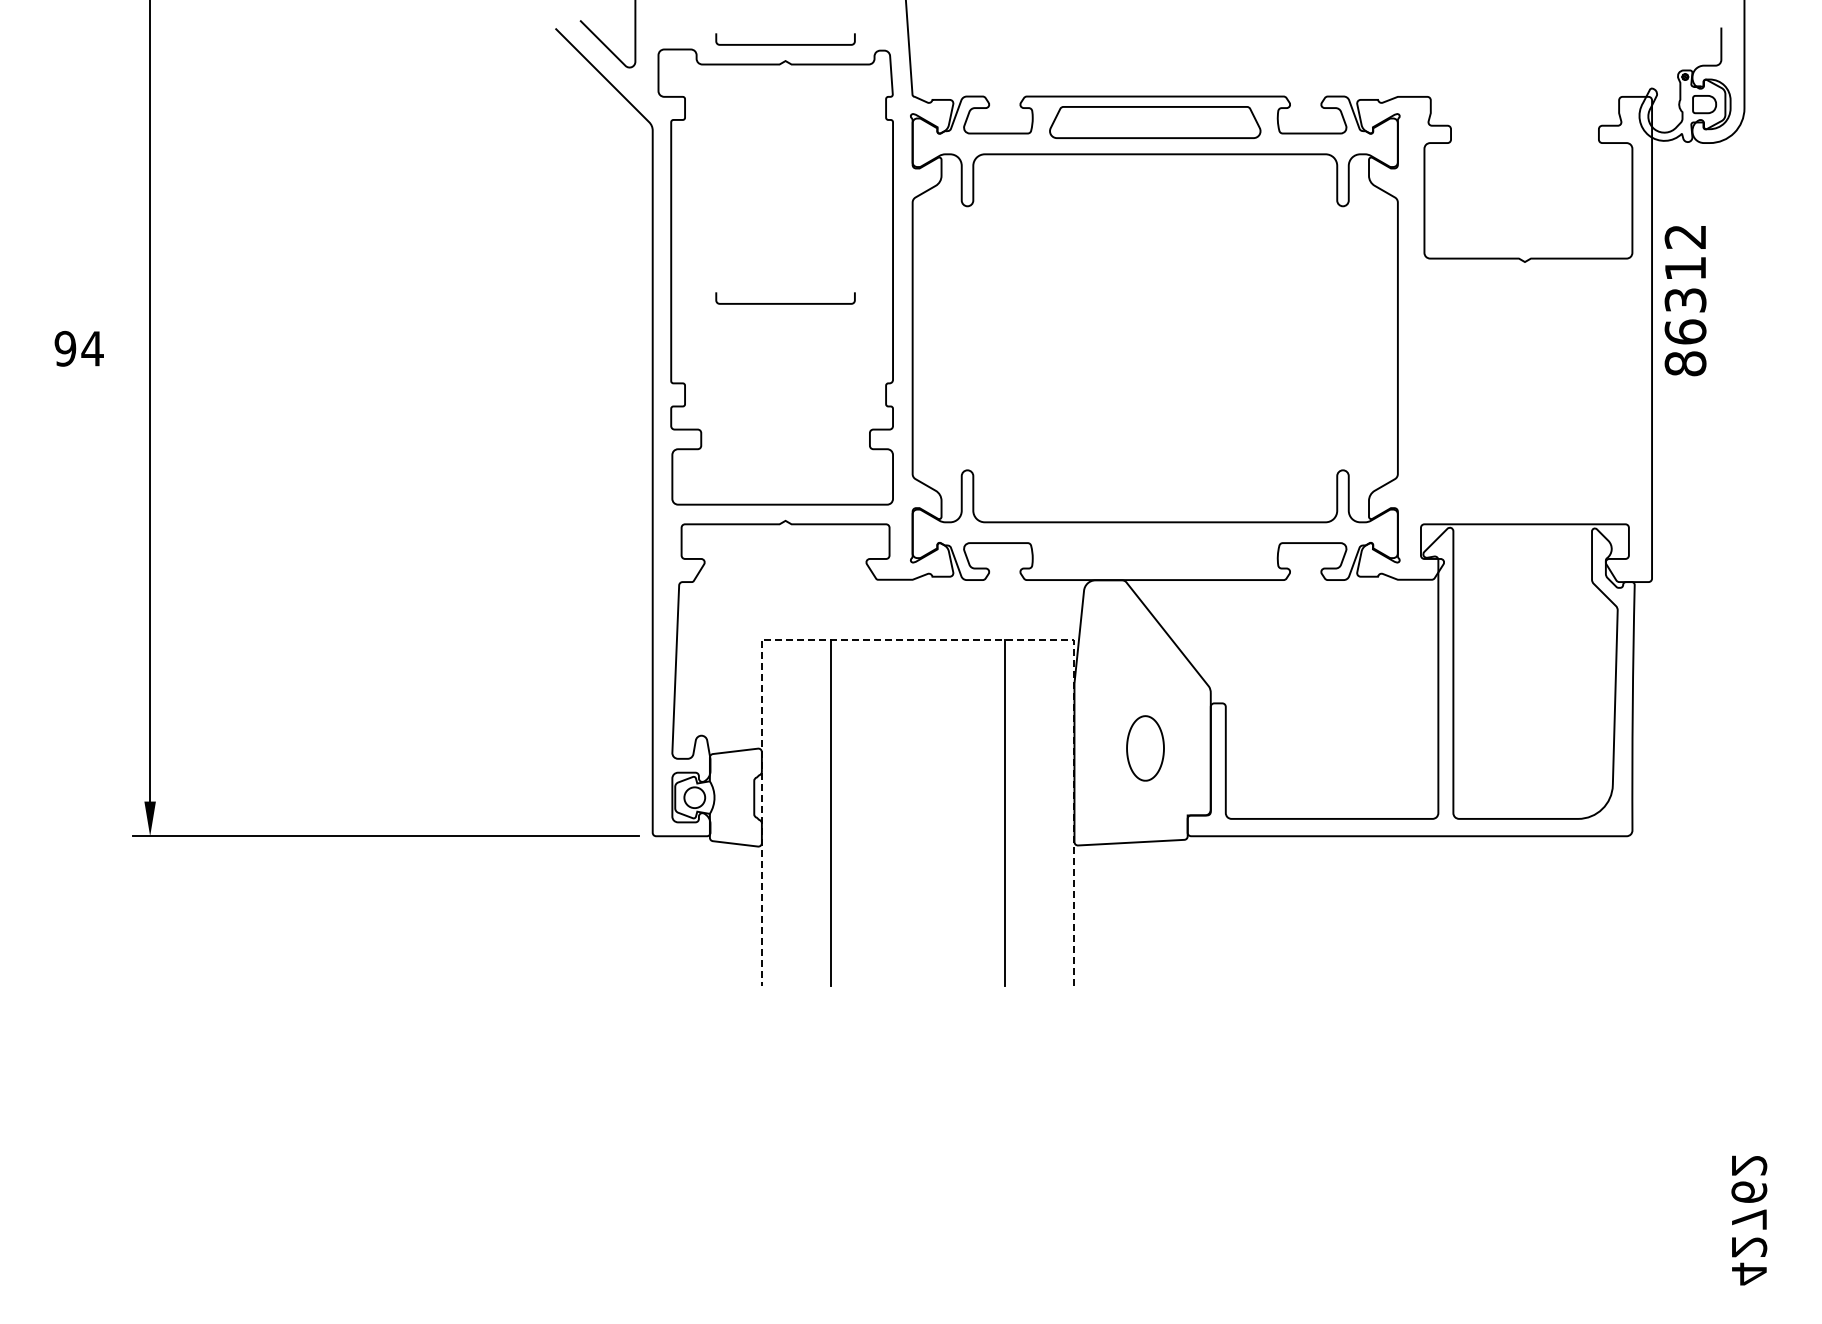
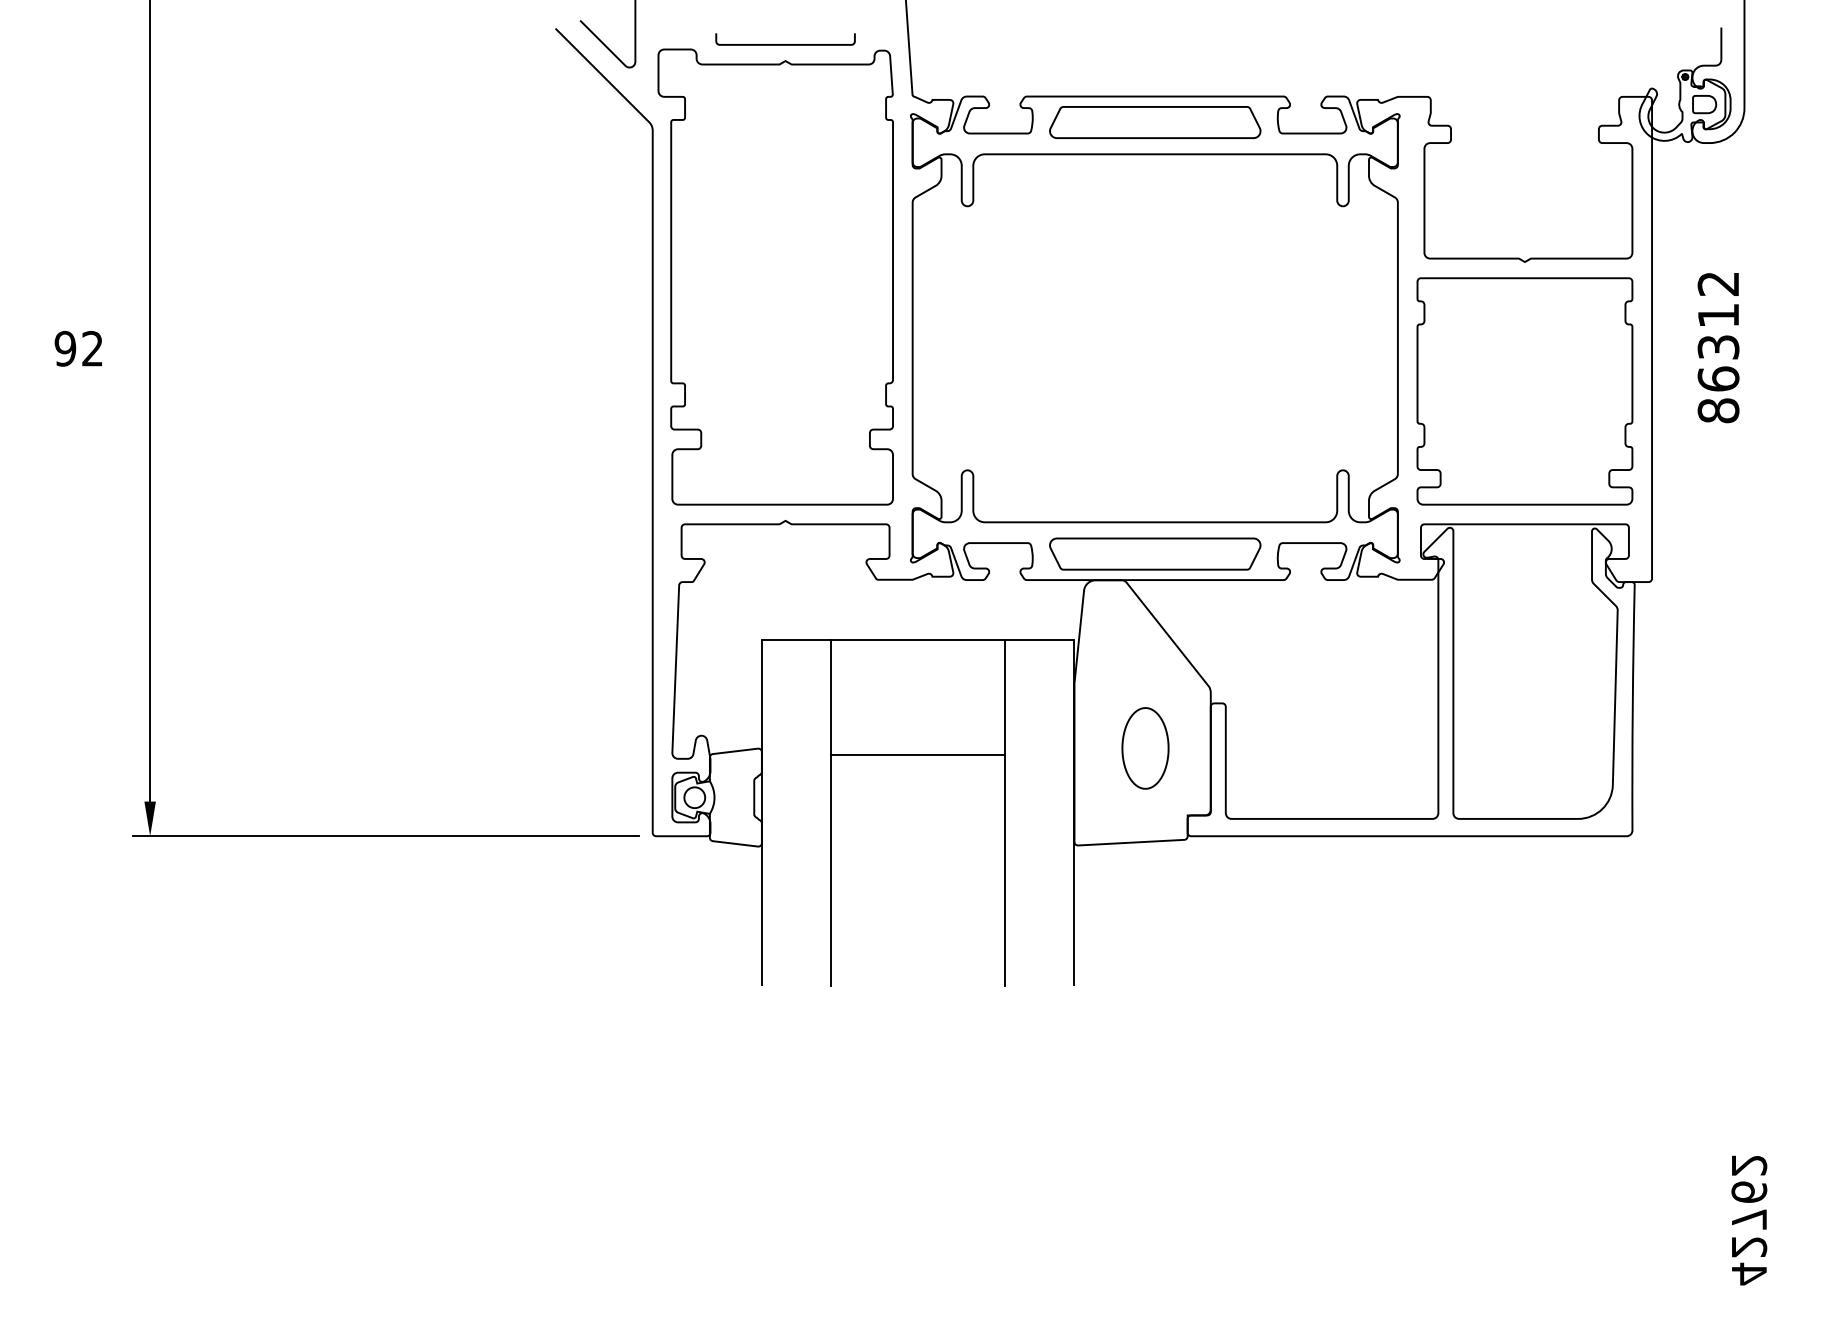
text position: (1685, 301) -> (1718, 348) (1718, 348)
curve: present -> none (785, 303)
text: 94 -> 92 (92, 348)
part: none -> present (1524, 391)
part: none -> present (1155, 553)
line: dashed -> solid (917, 639)
part size: 39x67 px -> 49x83 px (1145, 748)
line: none -> present (917, 755)
